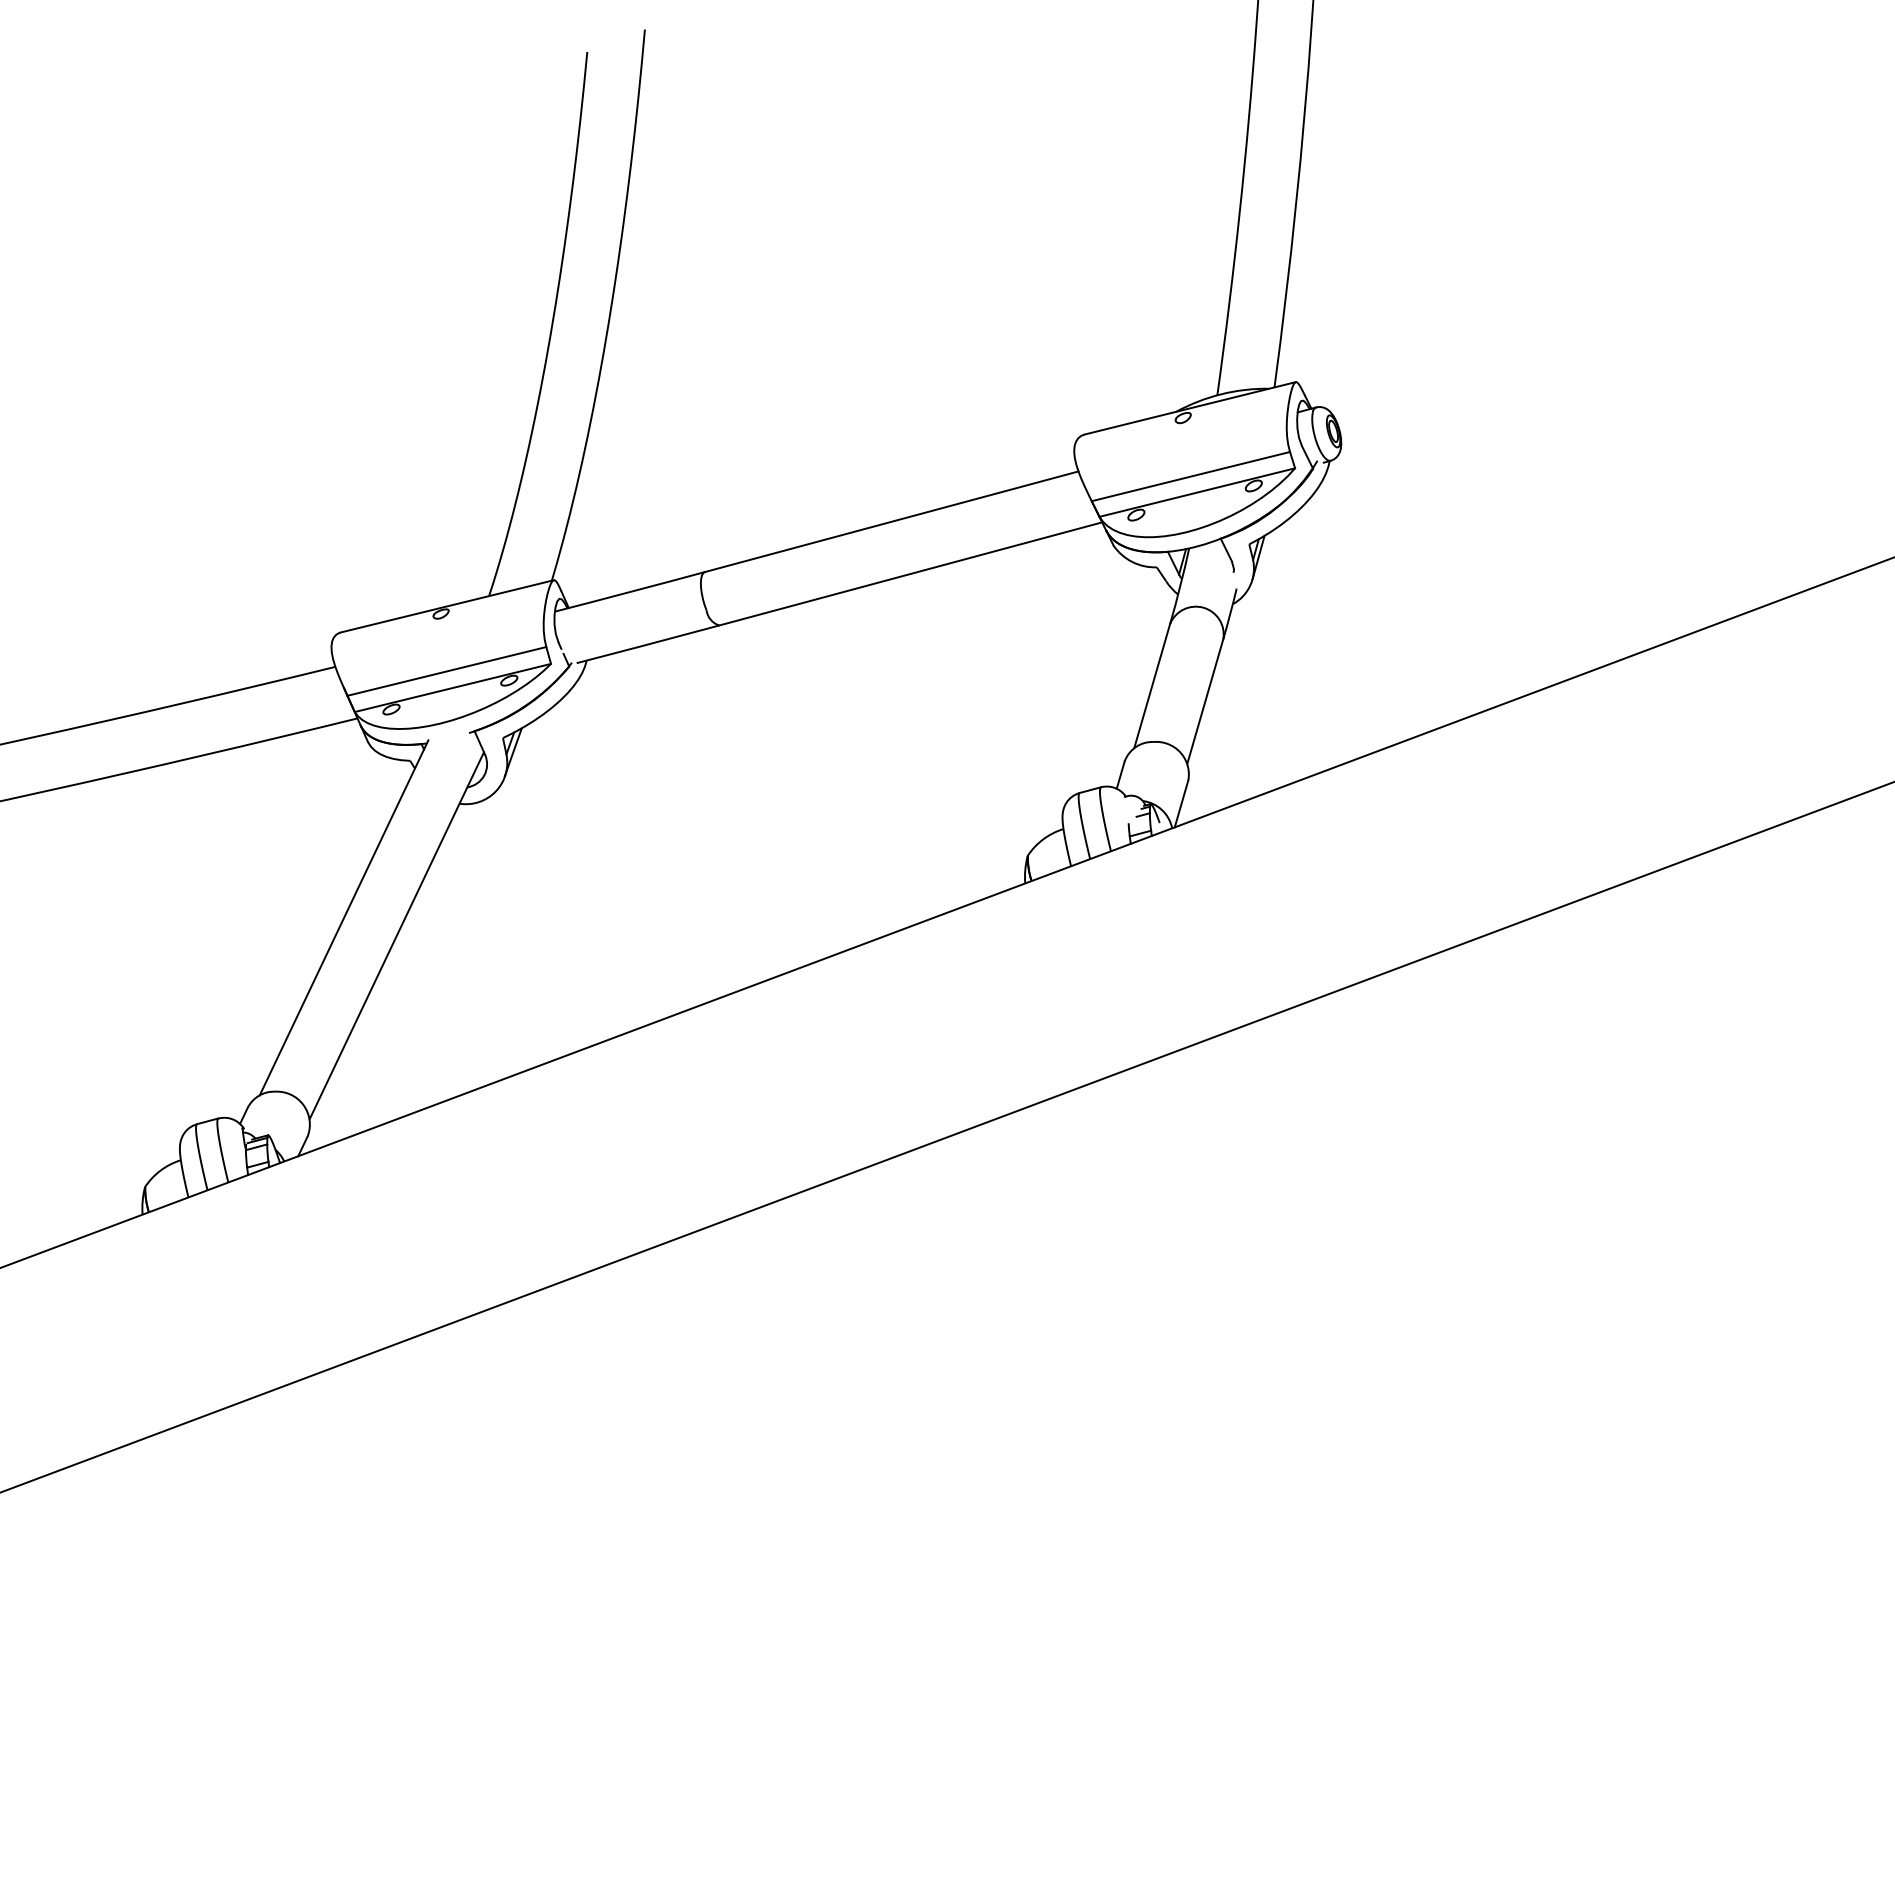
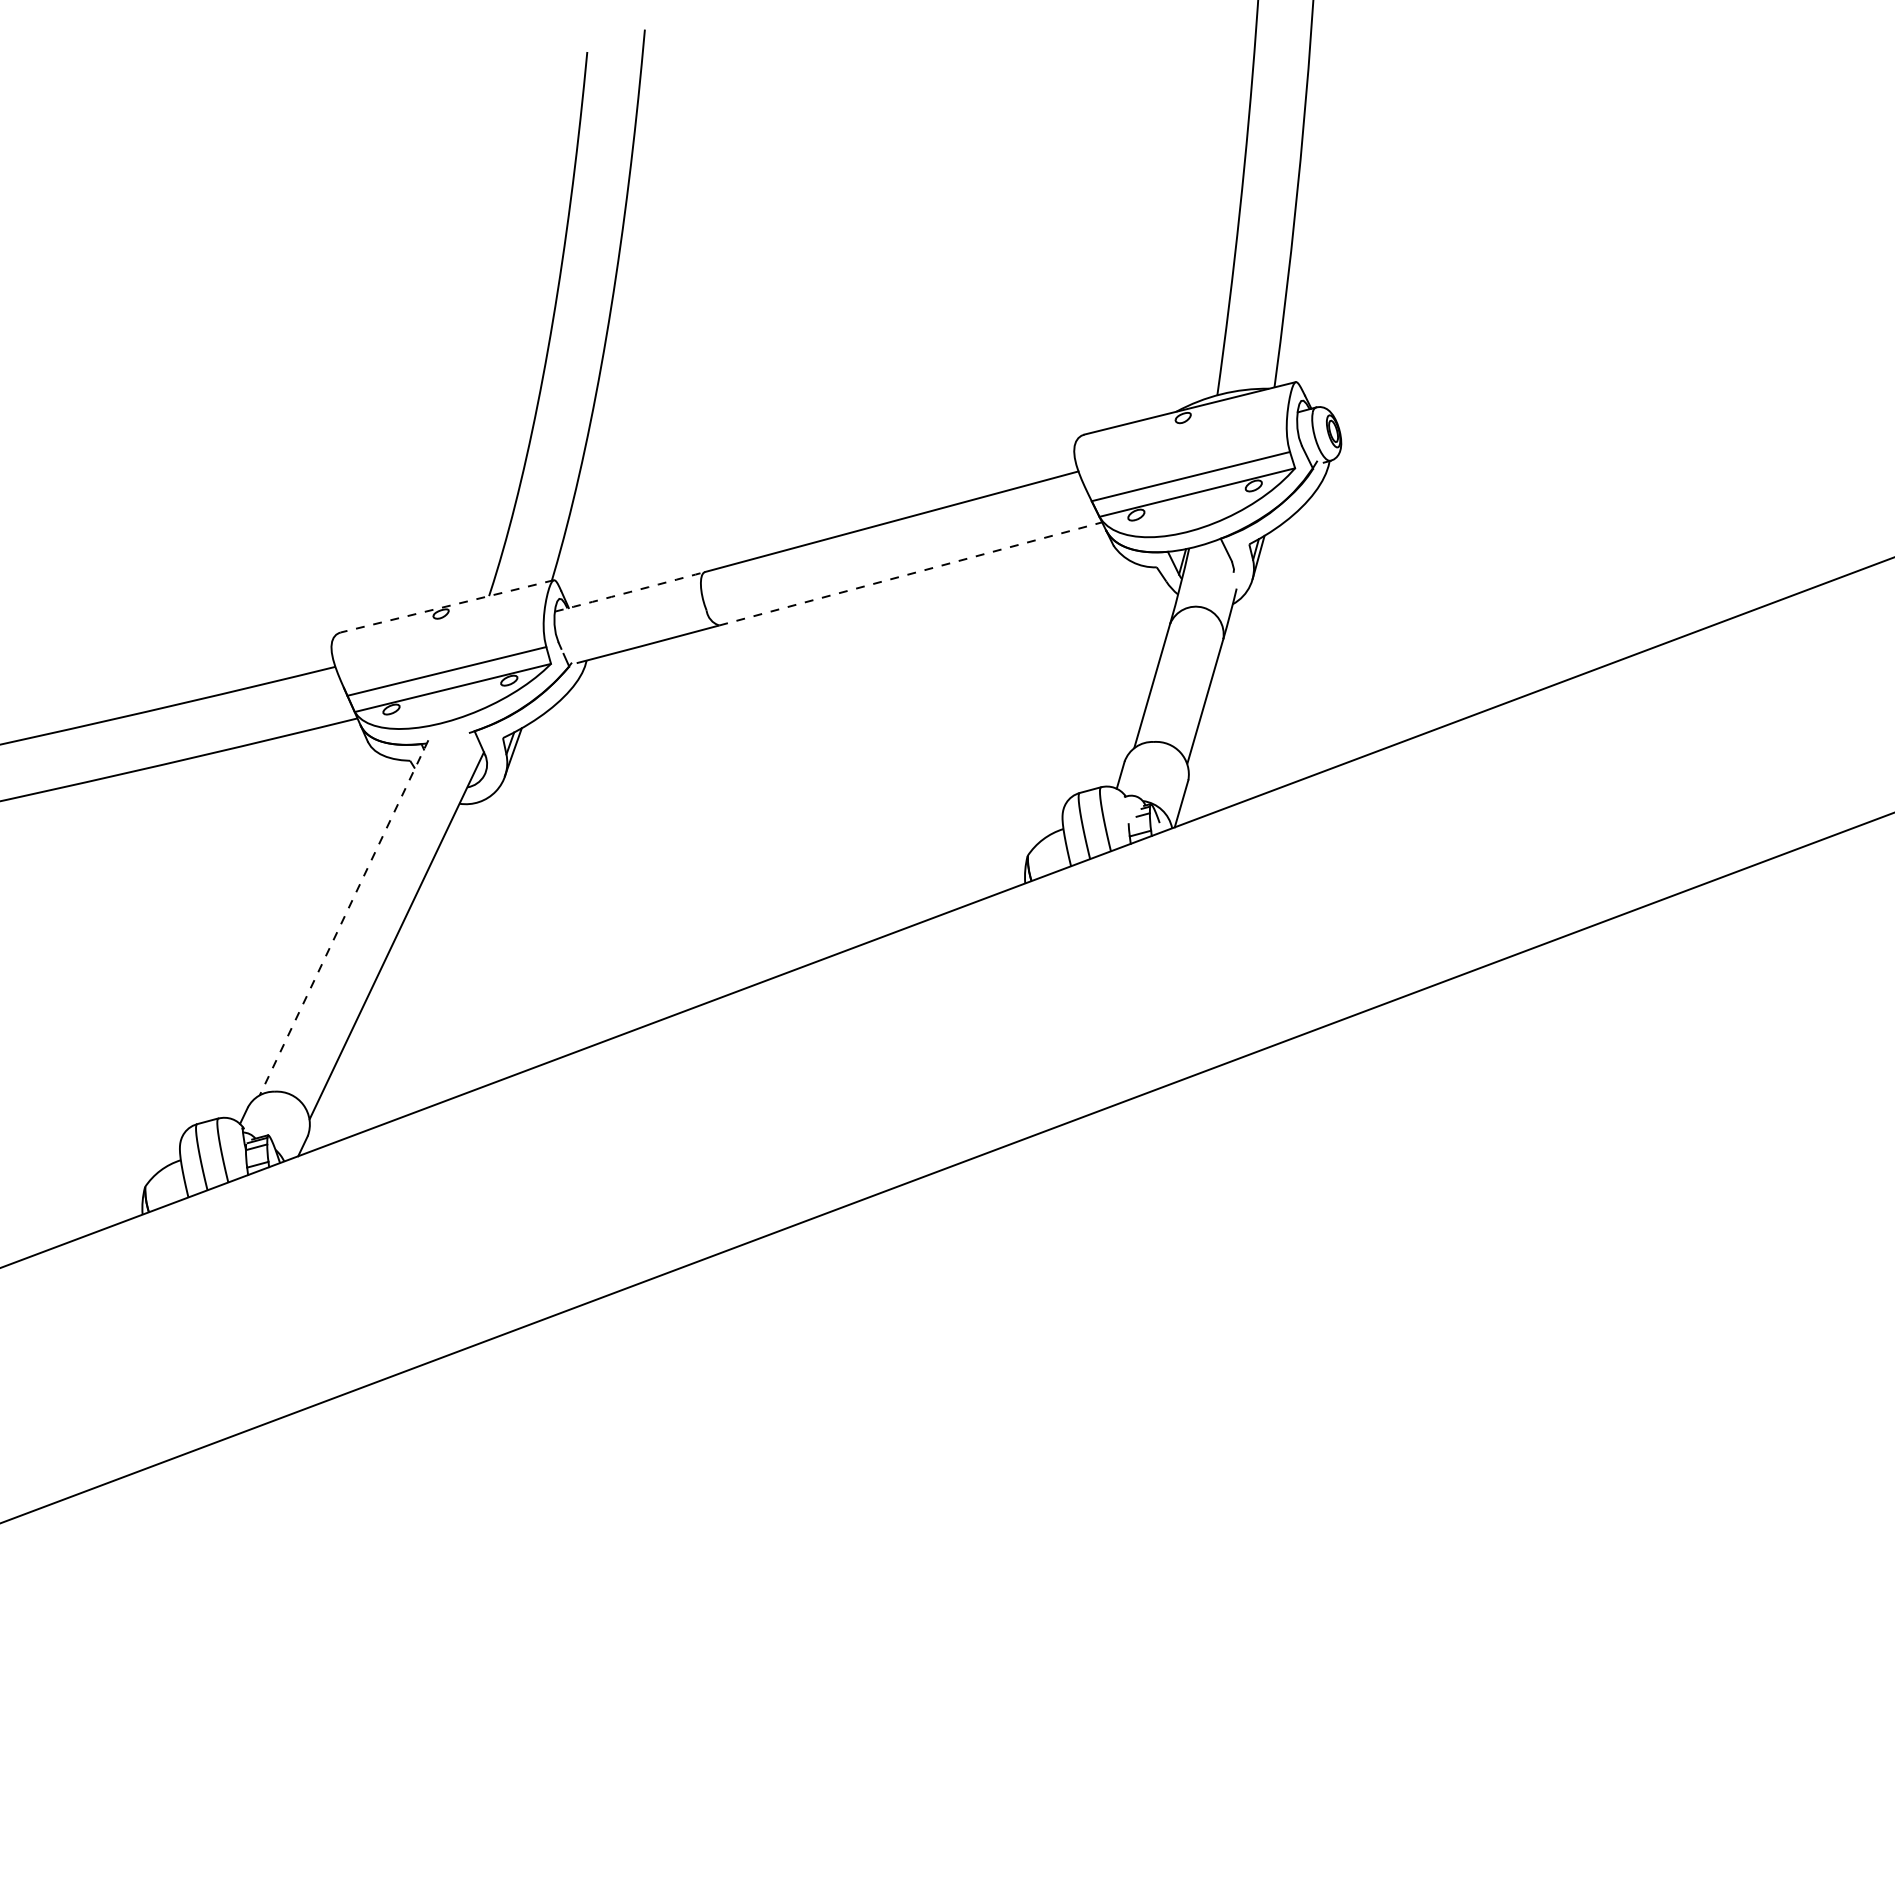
line: solid -> dashed (911, 573)
arc: solid -> dashed (630, 592)
line: solid -> dashed (447, 606)
line: solid -> dashed (344, 917)
line position: (946, 1136) -> (946, 1167) (946, 1167)
